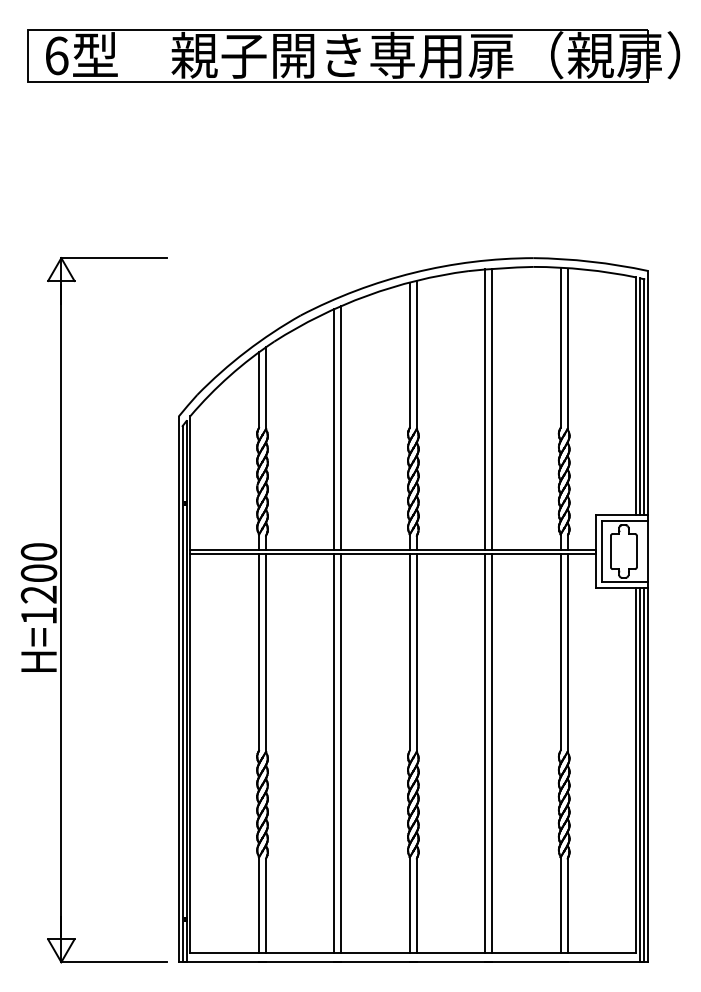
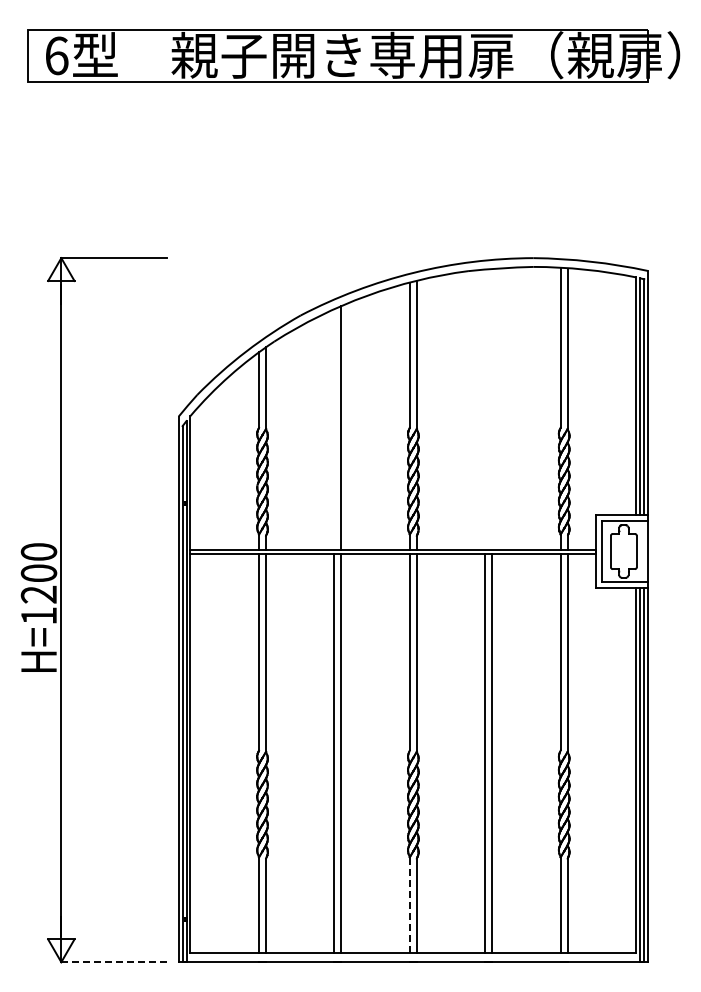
line: present -> none (492, 408)
line: present -> none (485, 409)
line: present -> none (334, 429)
line: solid -> dashed (409, 905)
line: solid -> dashed (113, 962)
